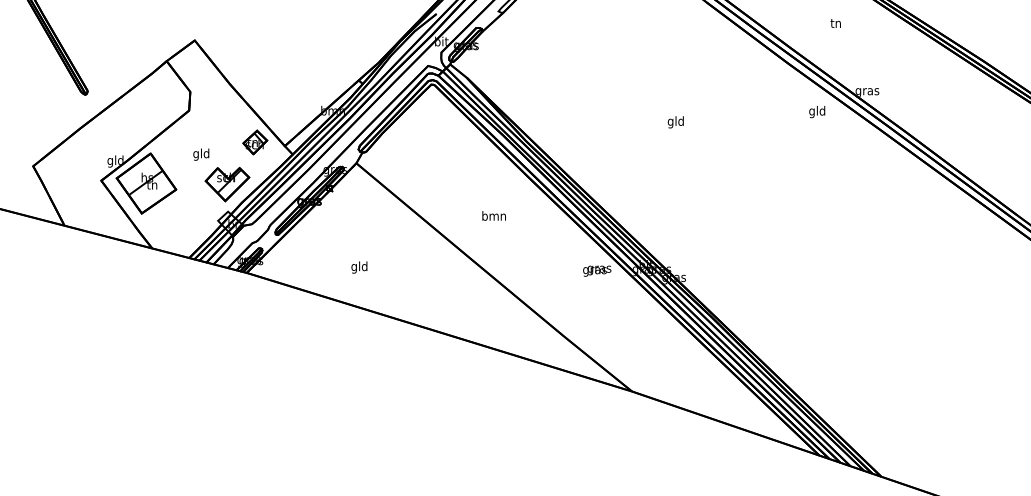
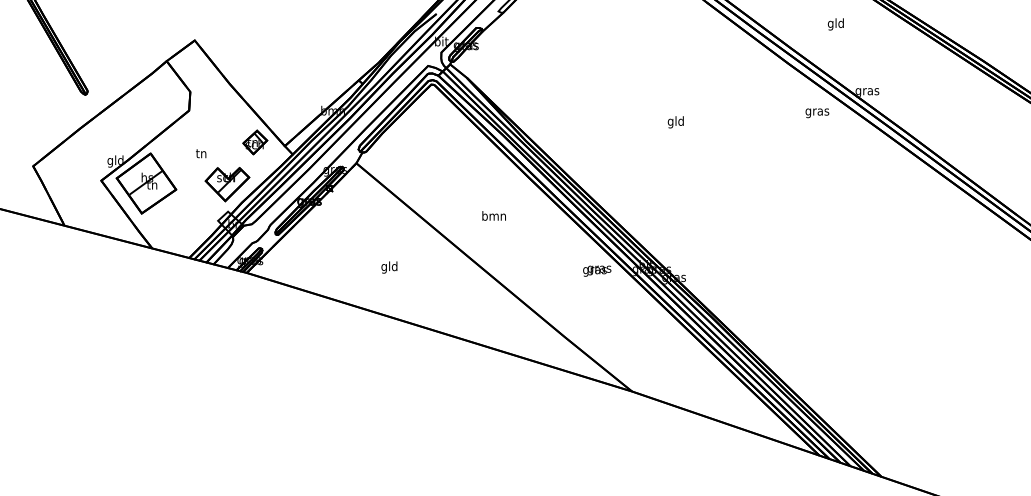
text: tn -> gld (835, 24)
text: gld -> gras (817, 112)
text: gld -> tn (201, 154)
text position: (359, 267) -> (389, 267) (389, 267)
